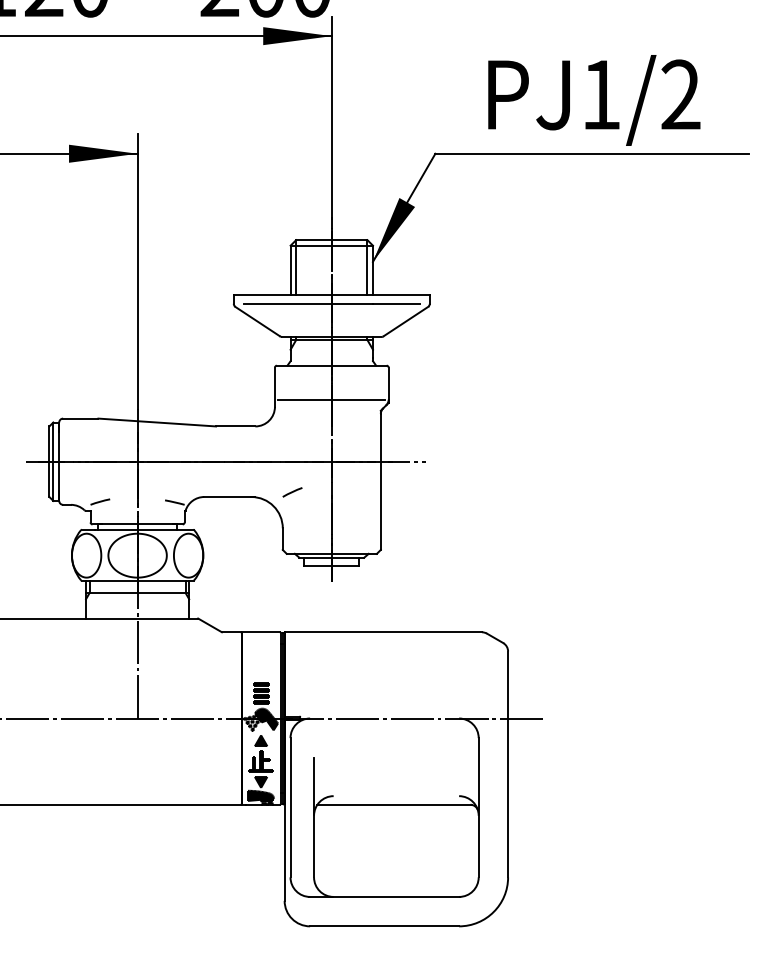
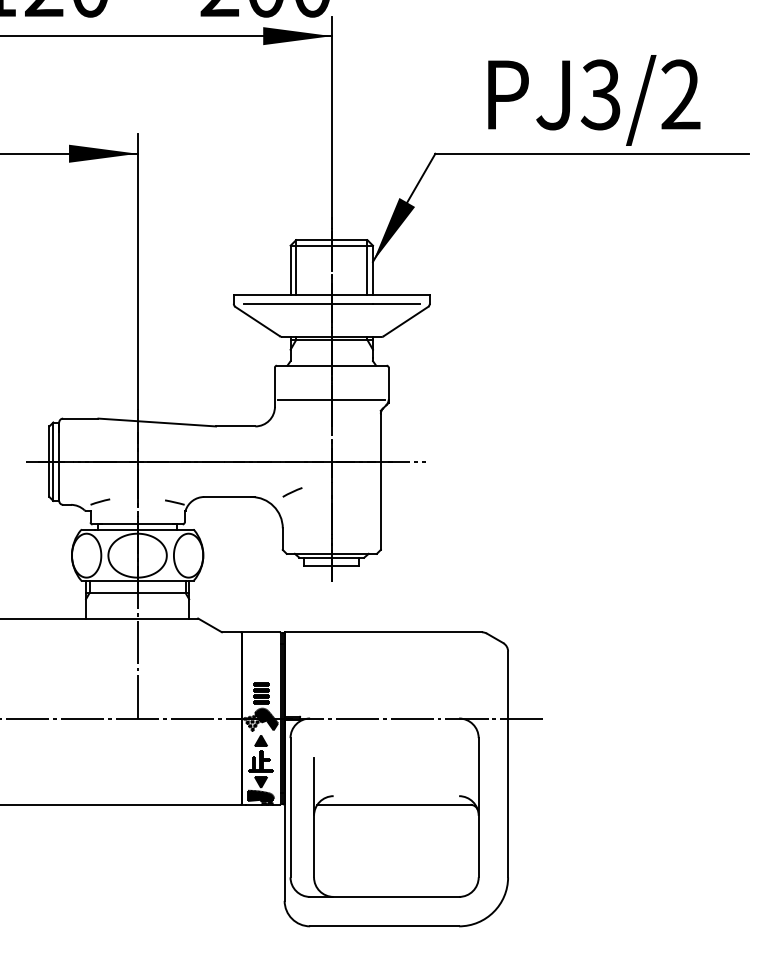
text: PJ1/2 -> PJ3/2 (600, 94)
